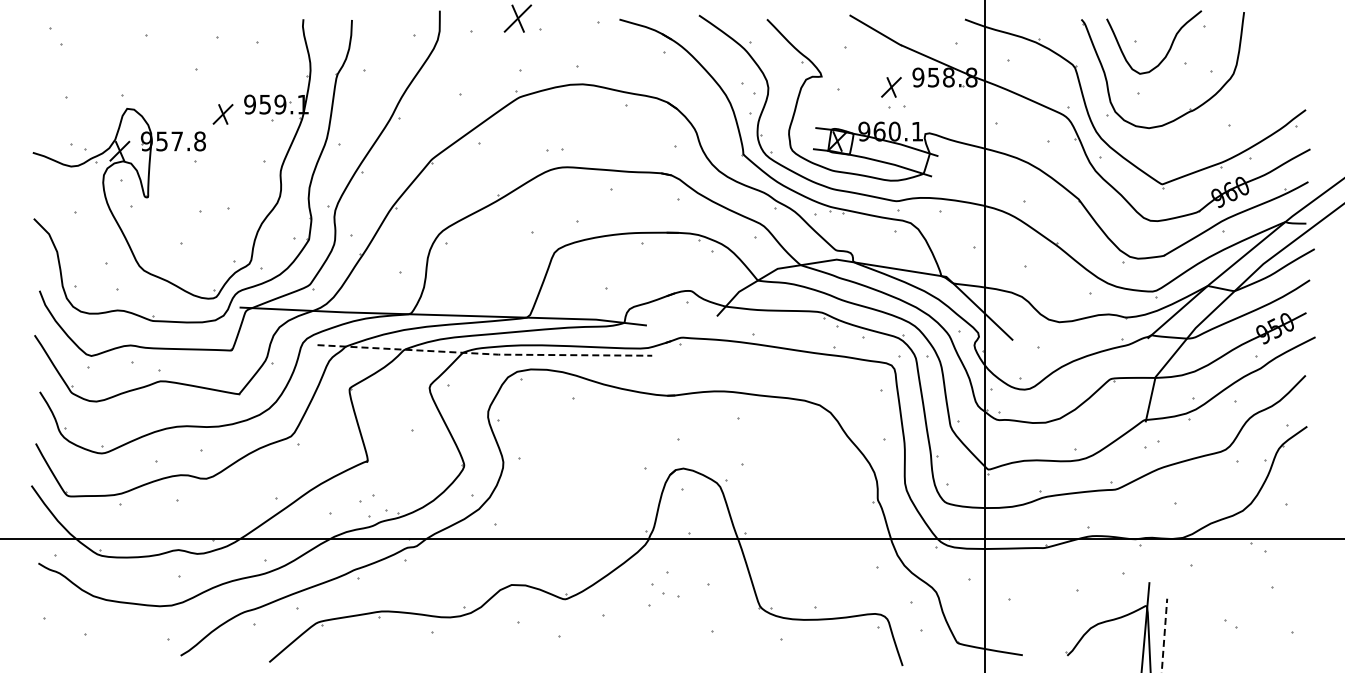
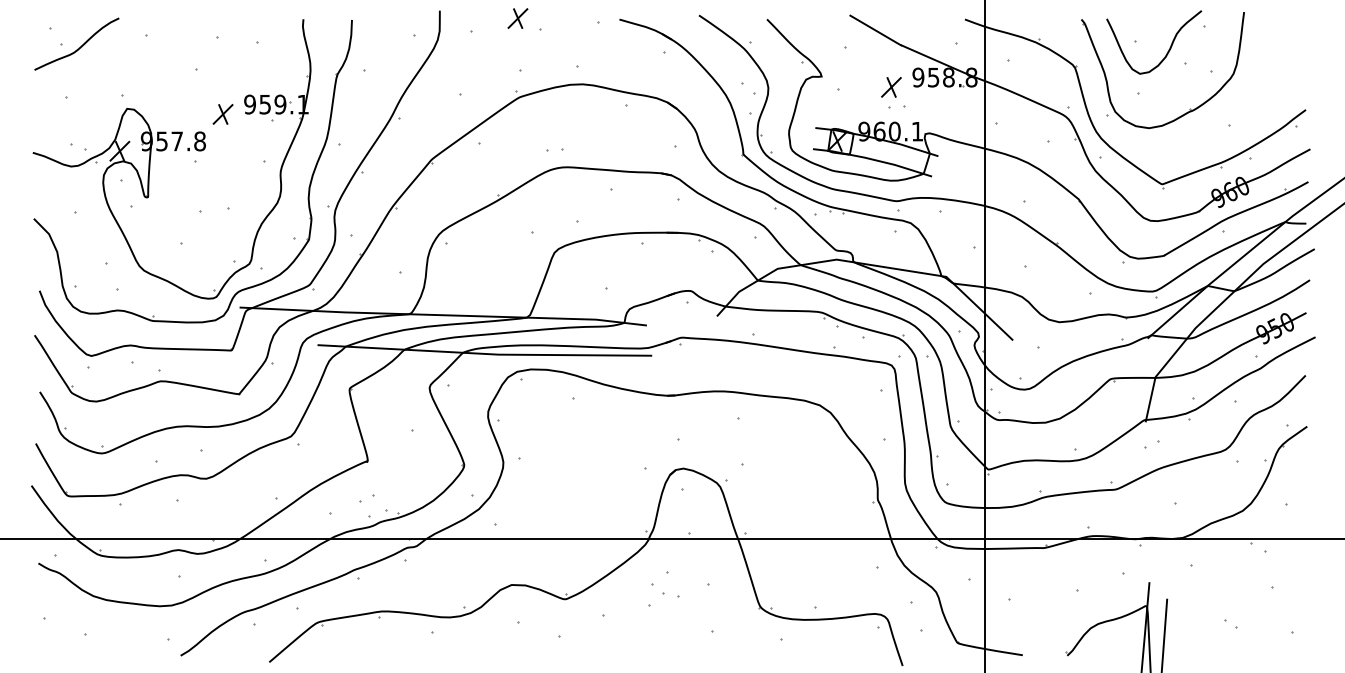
part size: 30x29 px -> 22x21 px (517, 18)
curve: none -> present (80, 46)
line: dashed -> solid (485, 353)
line: dashed -> solid (1164, 635)
